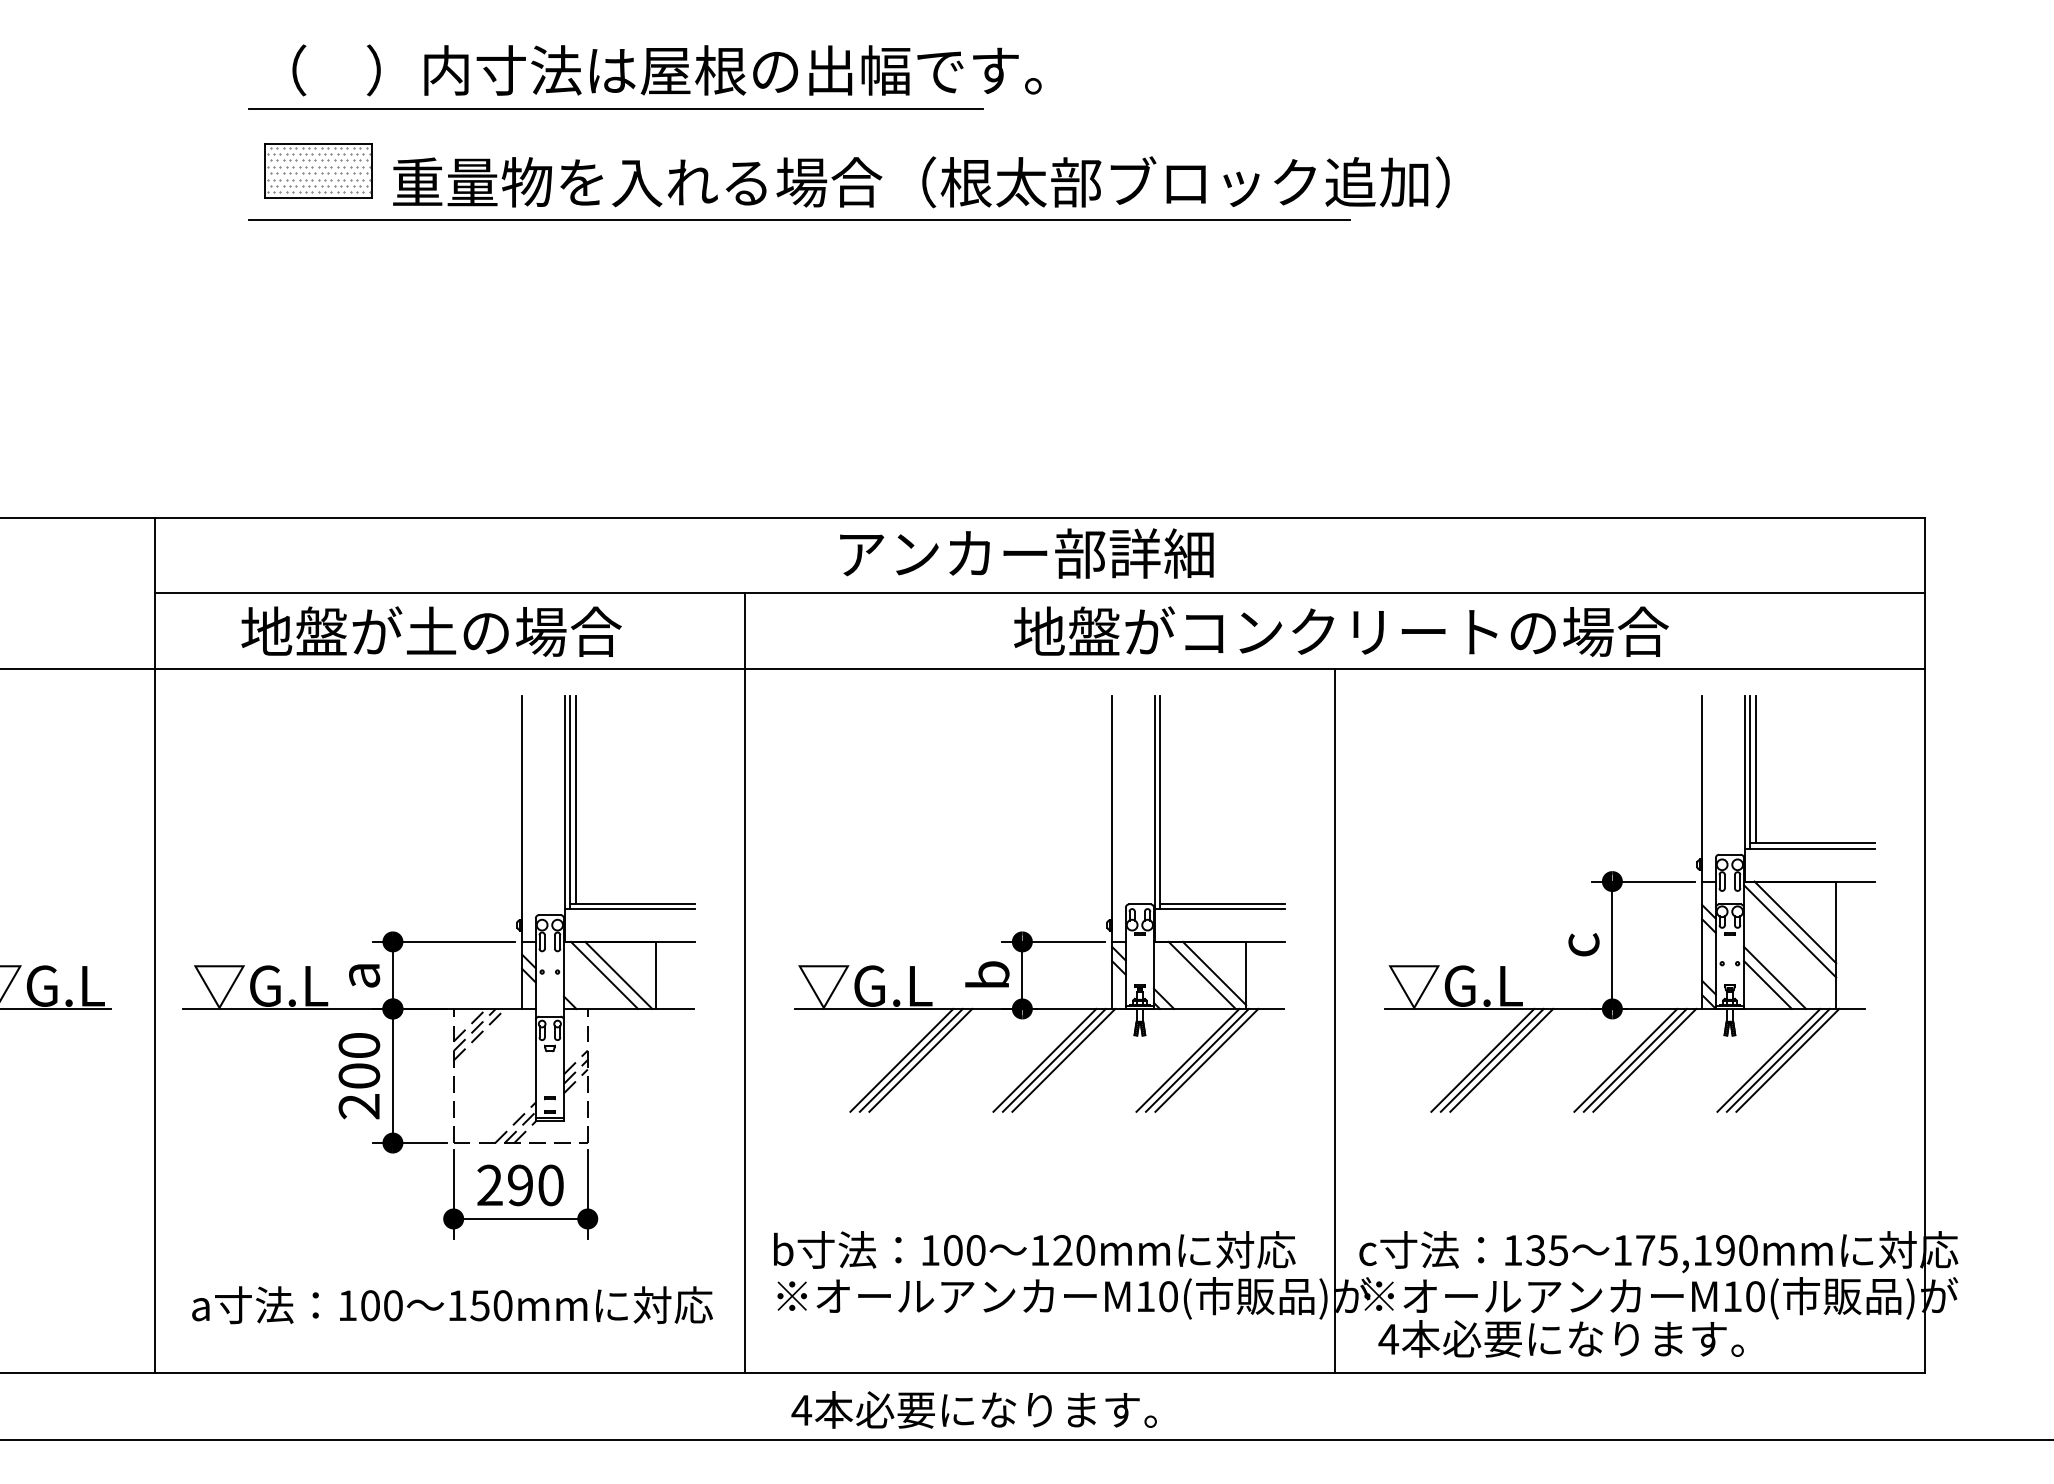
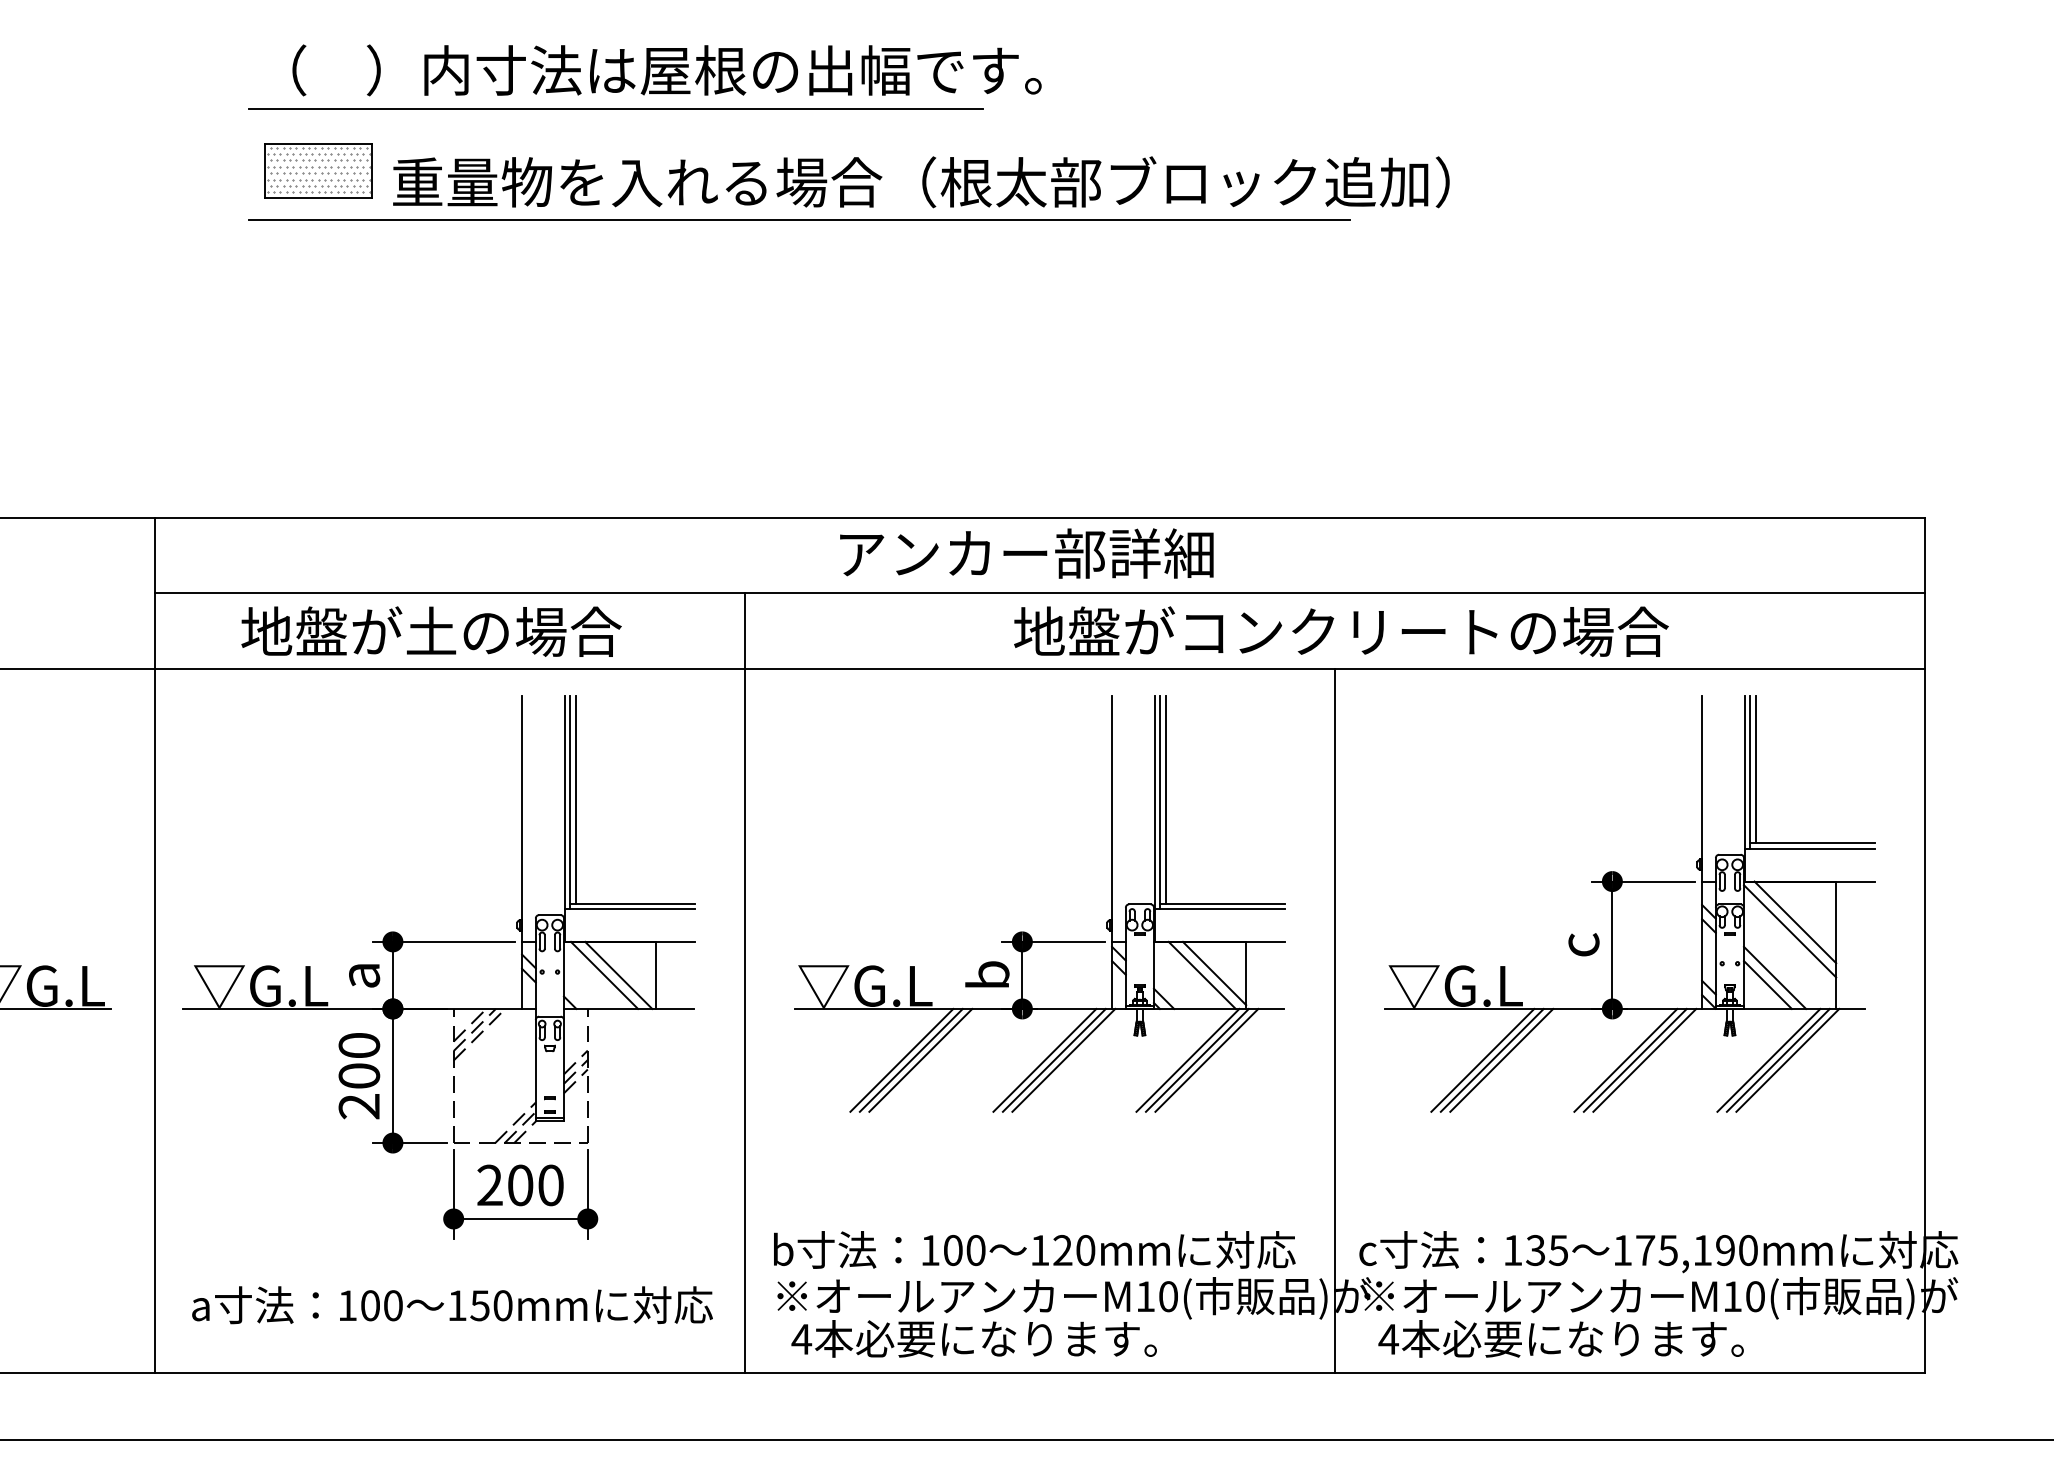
line: none -> present (1165, 799)
text: 290 -> 200 (520, 1185)
text position: (973, 1409) -> (973, 1338) (973, 1338)
